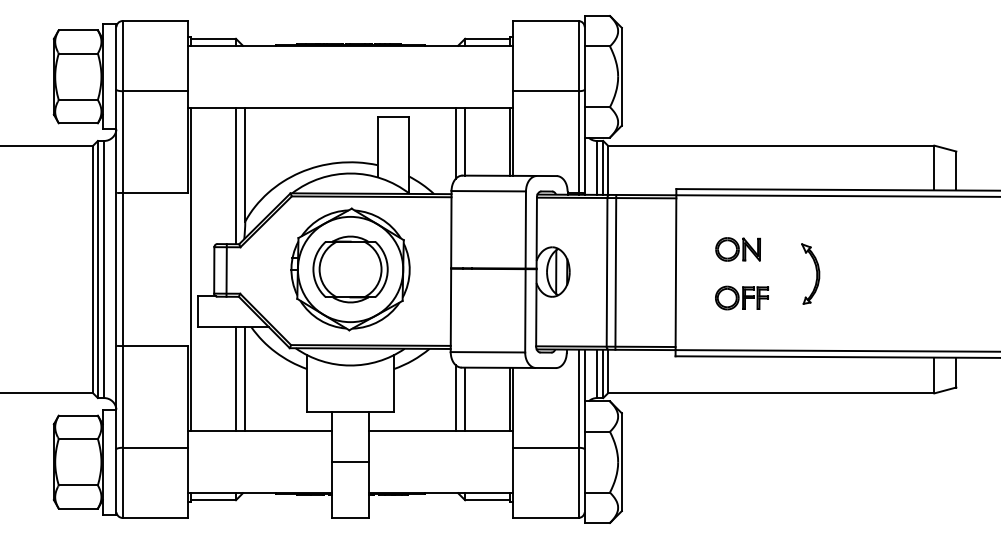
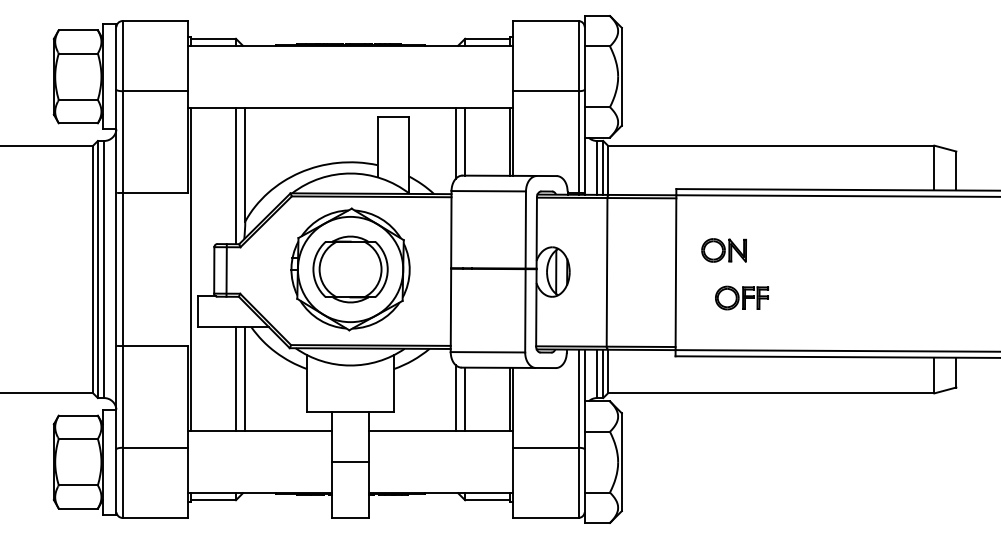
part position: (737, 249) -> (723, 250) (723, 250)
line: present -> none (615, 271)
part: present -> none (810, 273)
